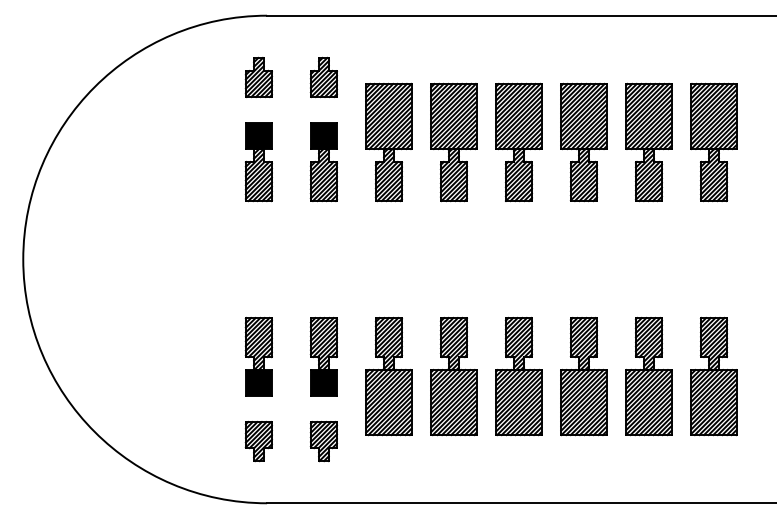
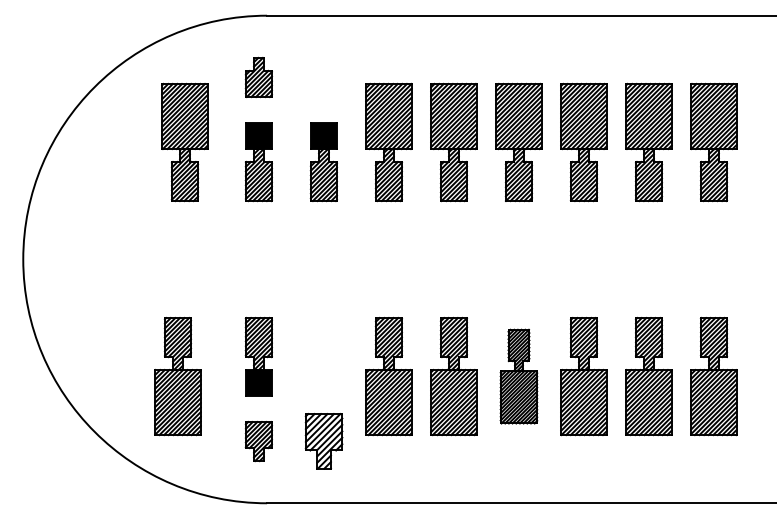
part: present -> none (323, 77)
part: none -> present (184, 142)
part: present -> none (323, 356)
part: none -> present (177, 376)
part size: 48x120 px -> 40x97 px (518, 376)
part size: 29x42 px -> 40x57 px (323, 441)
